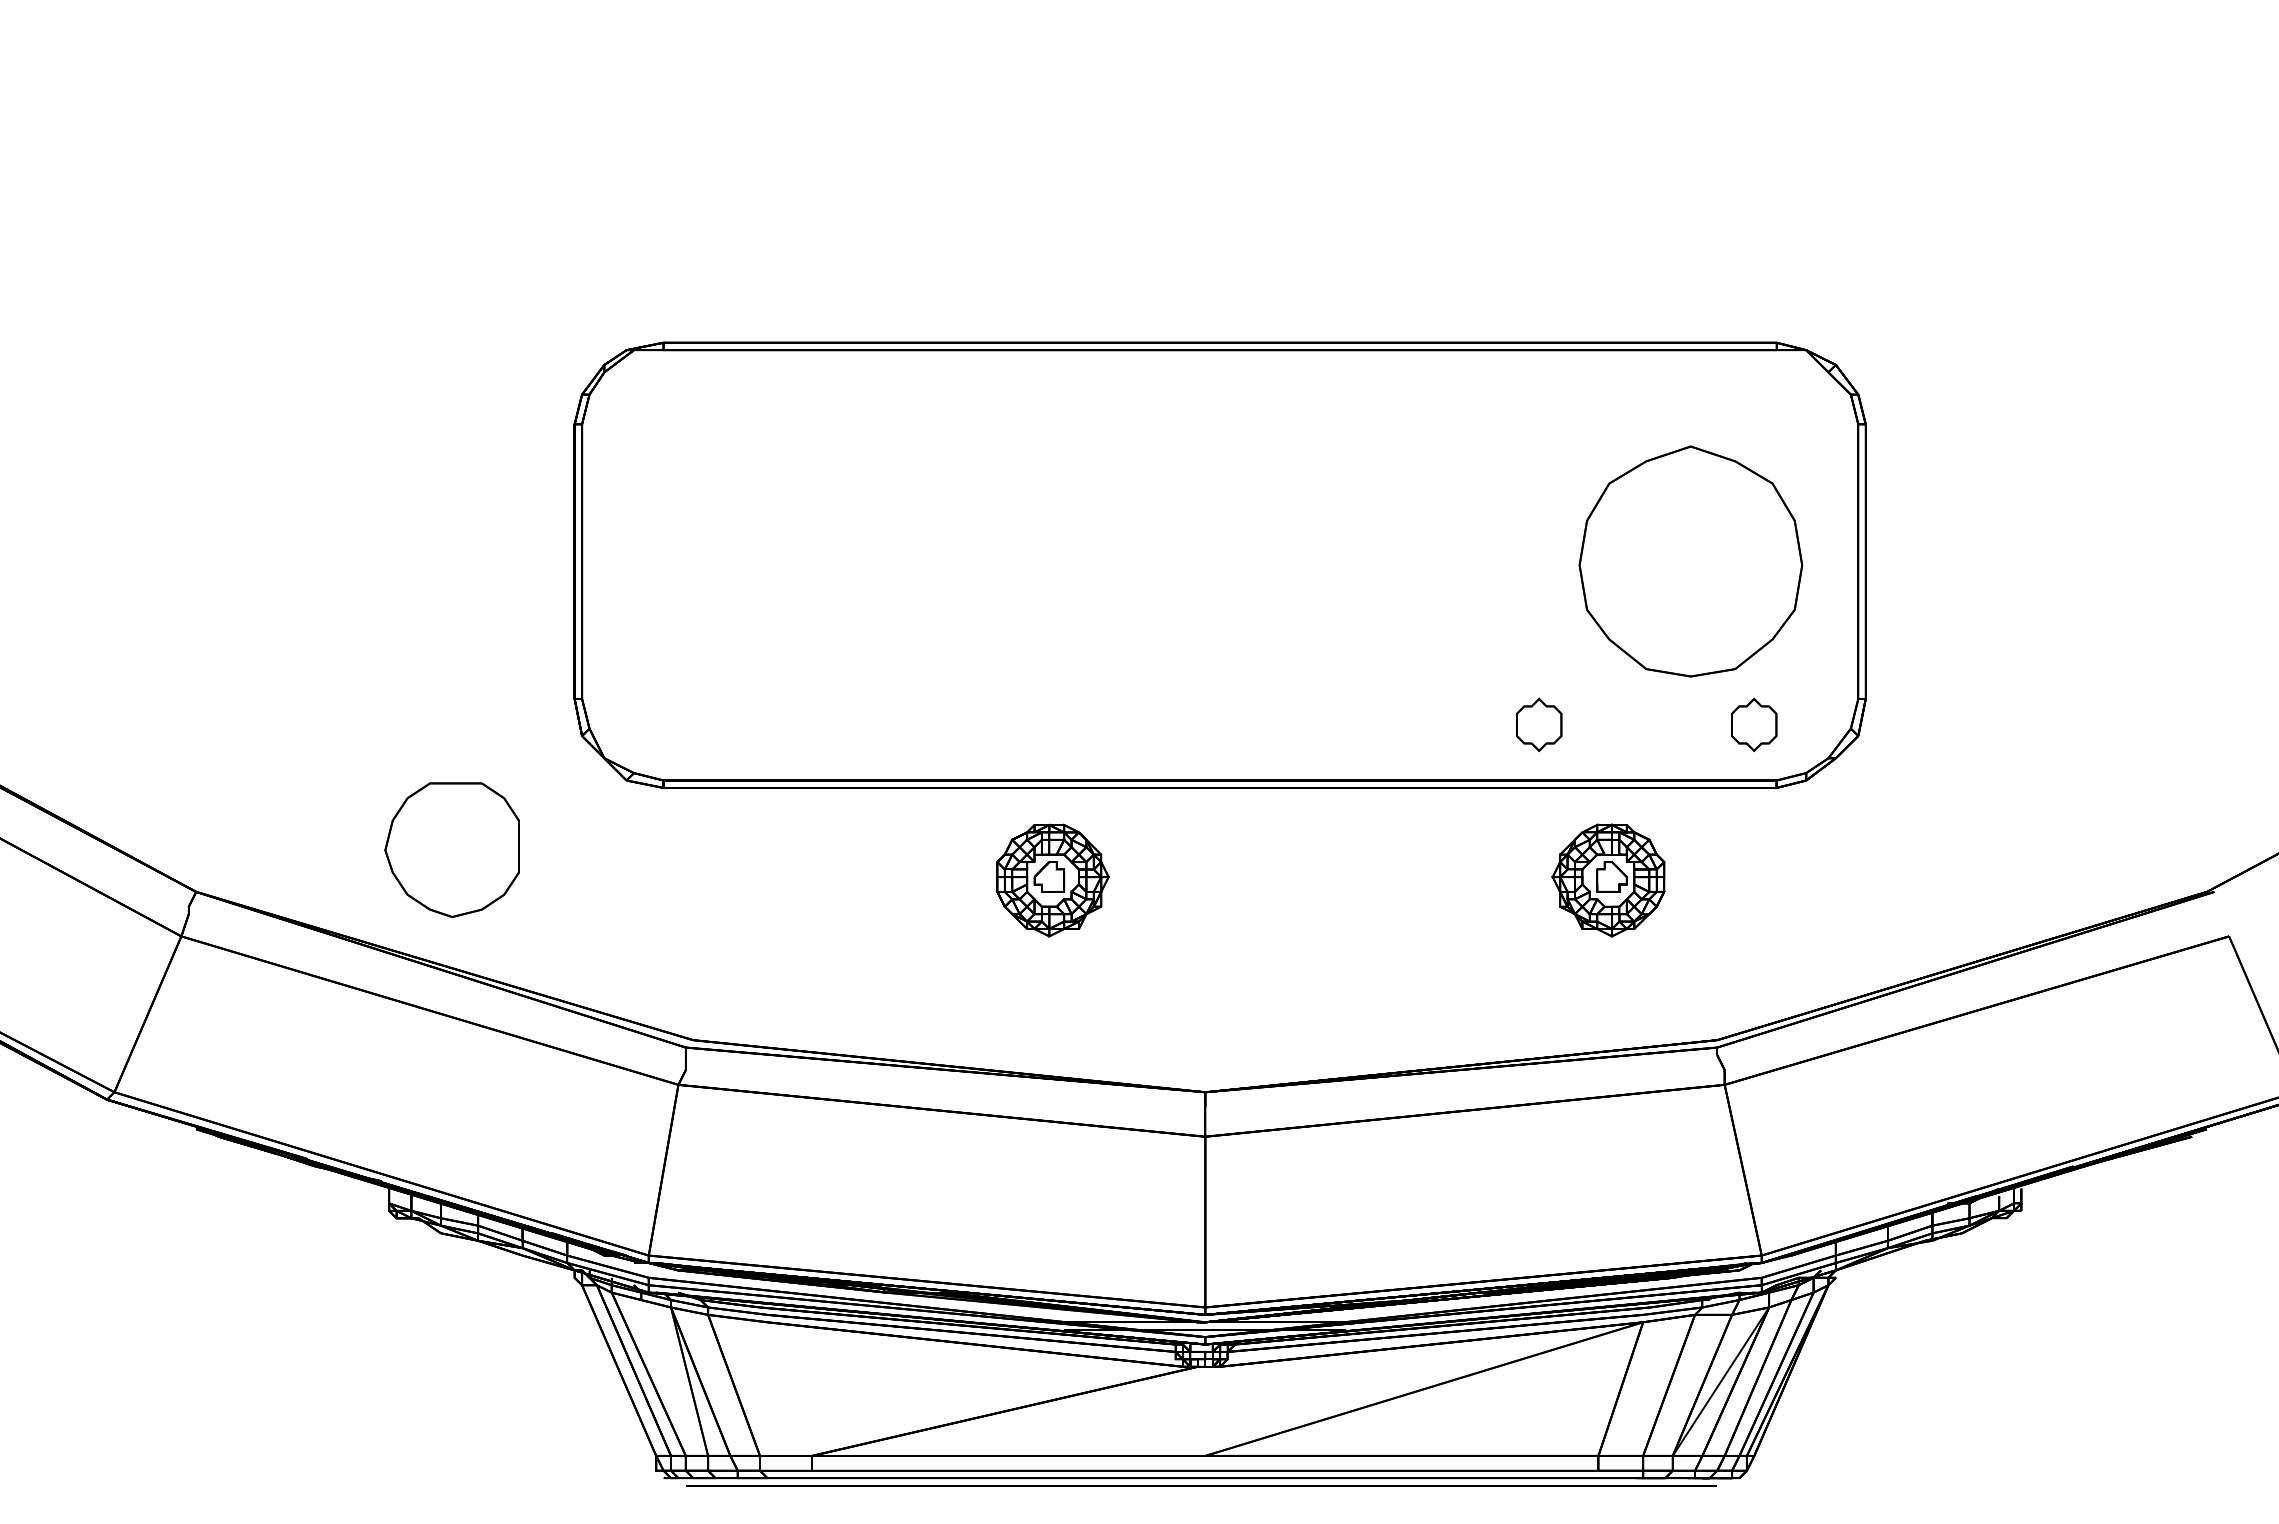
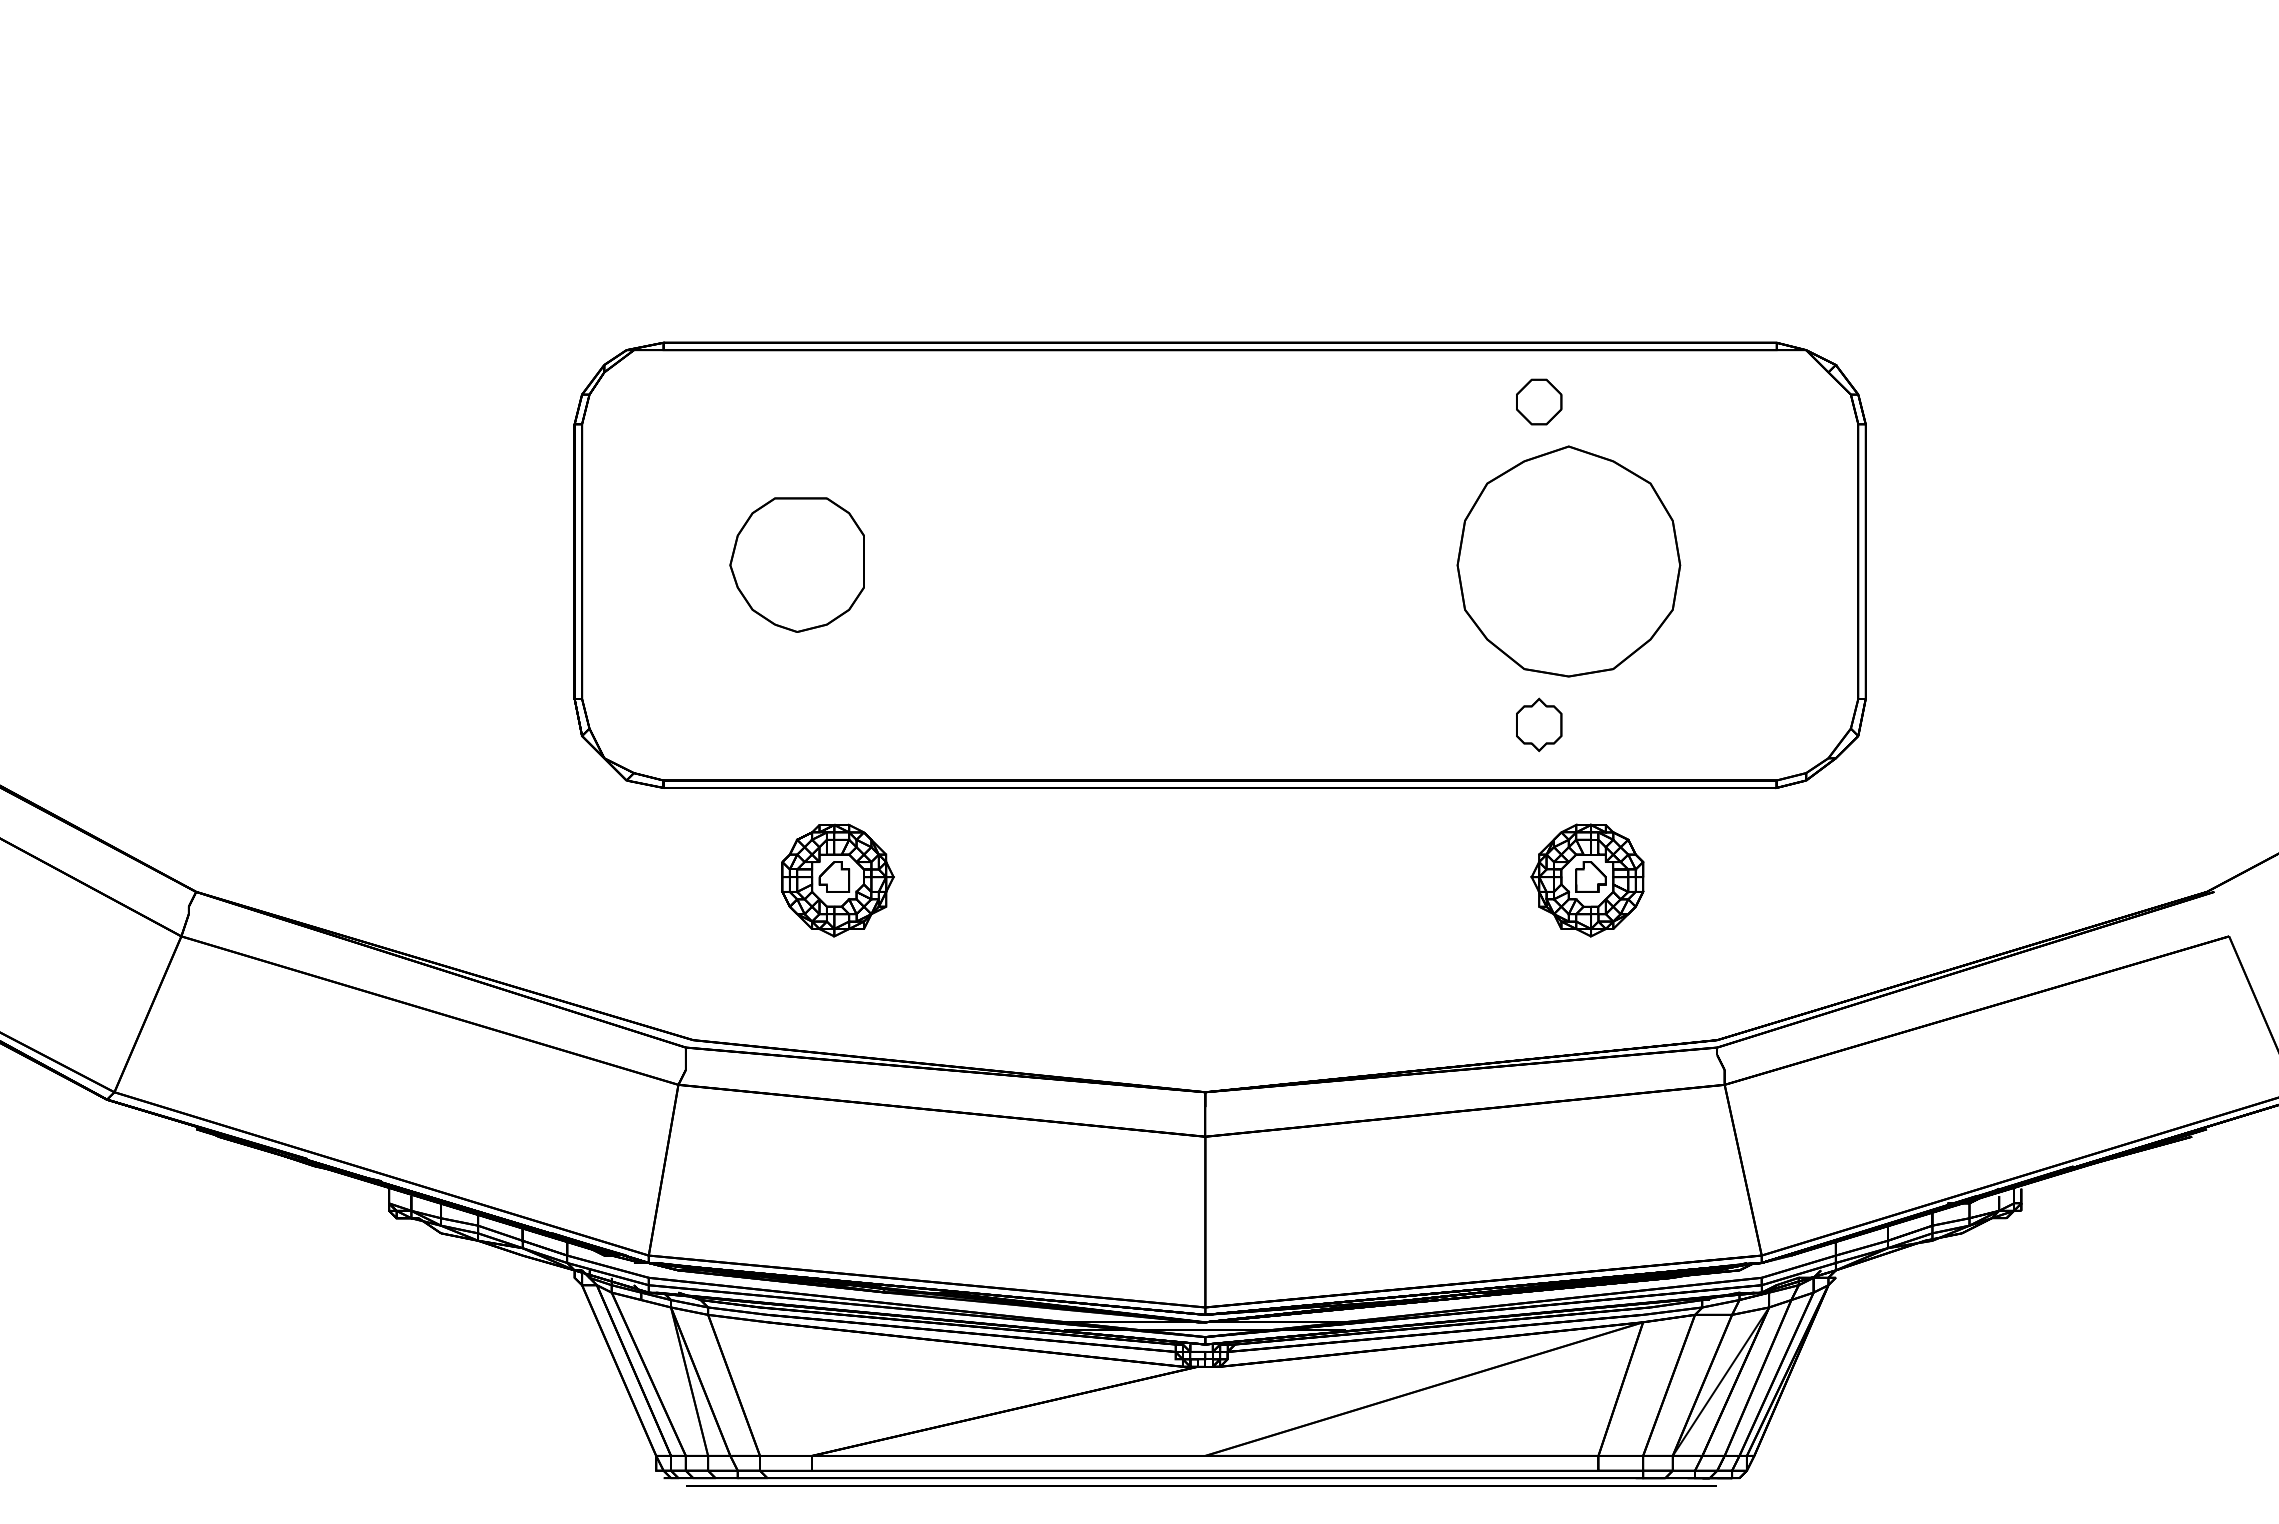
part: none -> present (1539, 401)
part position: (1690, 561) -> (1568, 561) (1568, 561)
part: present -> none (1754, 724)
part position: (451, 849) -> (796, 564) (796, 564)
part position: (1052, 880) -> (837, 880) (837, 880)
part position: (1608, 880) -> (1587, 880) (1587, 880)
